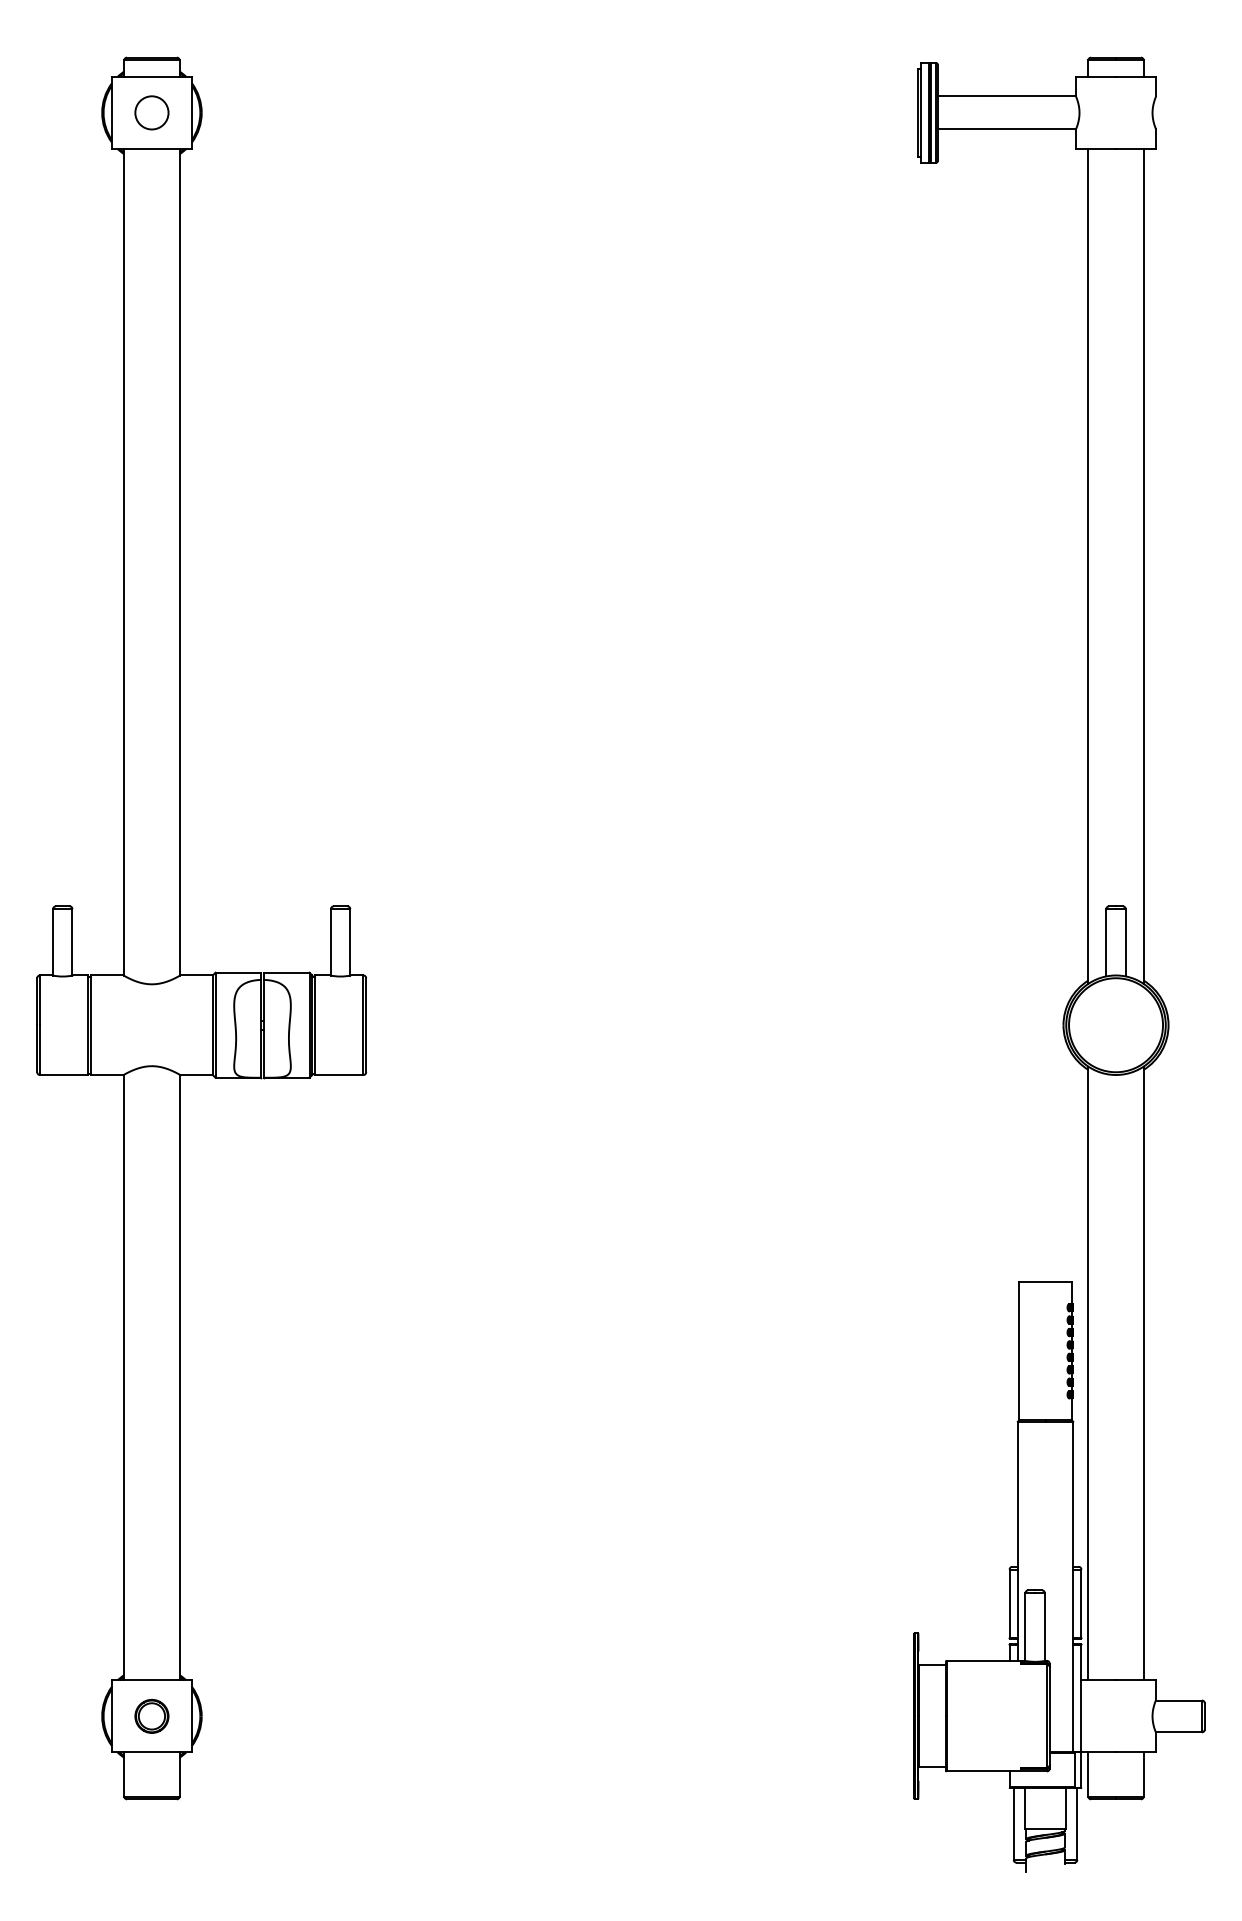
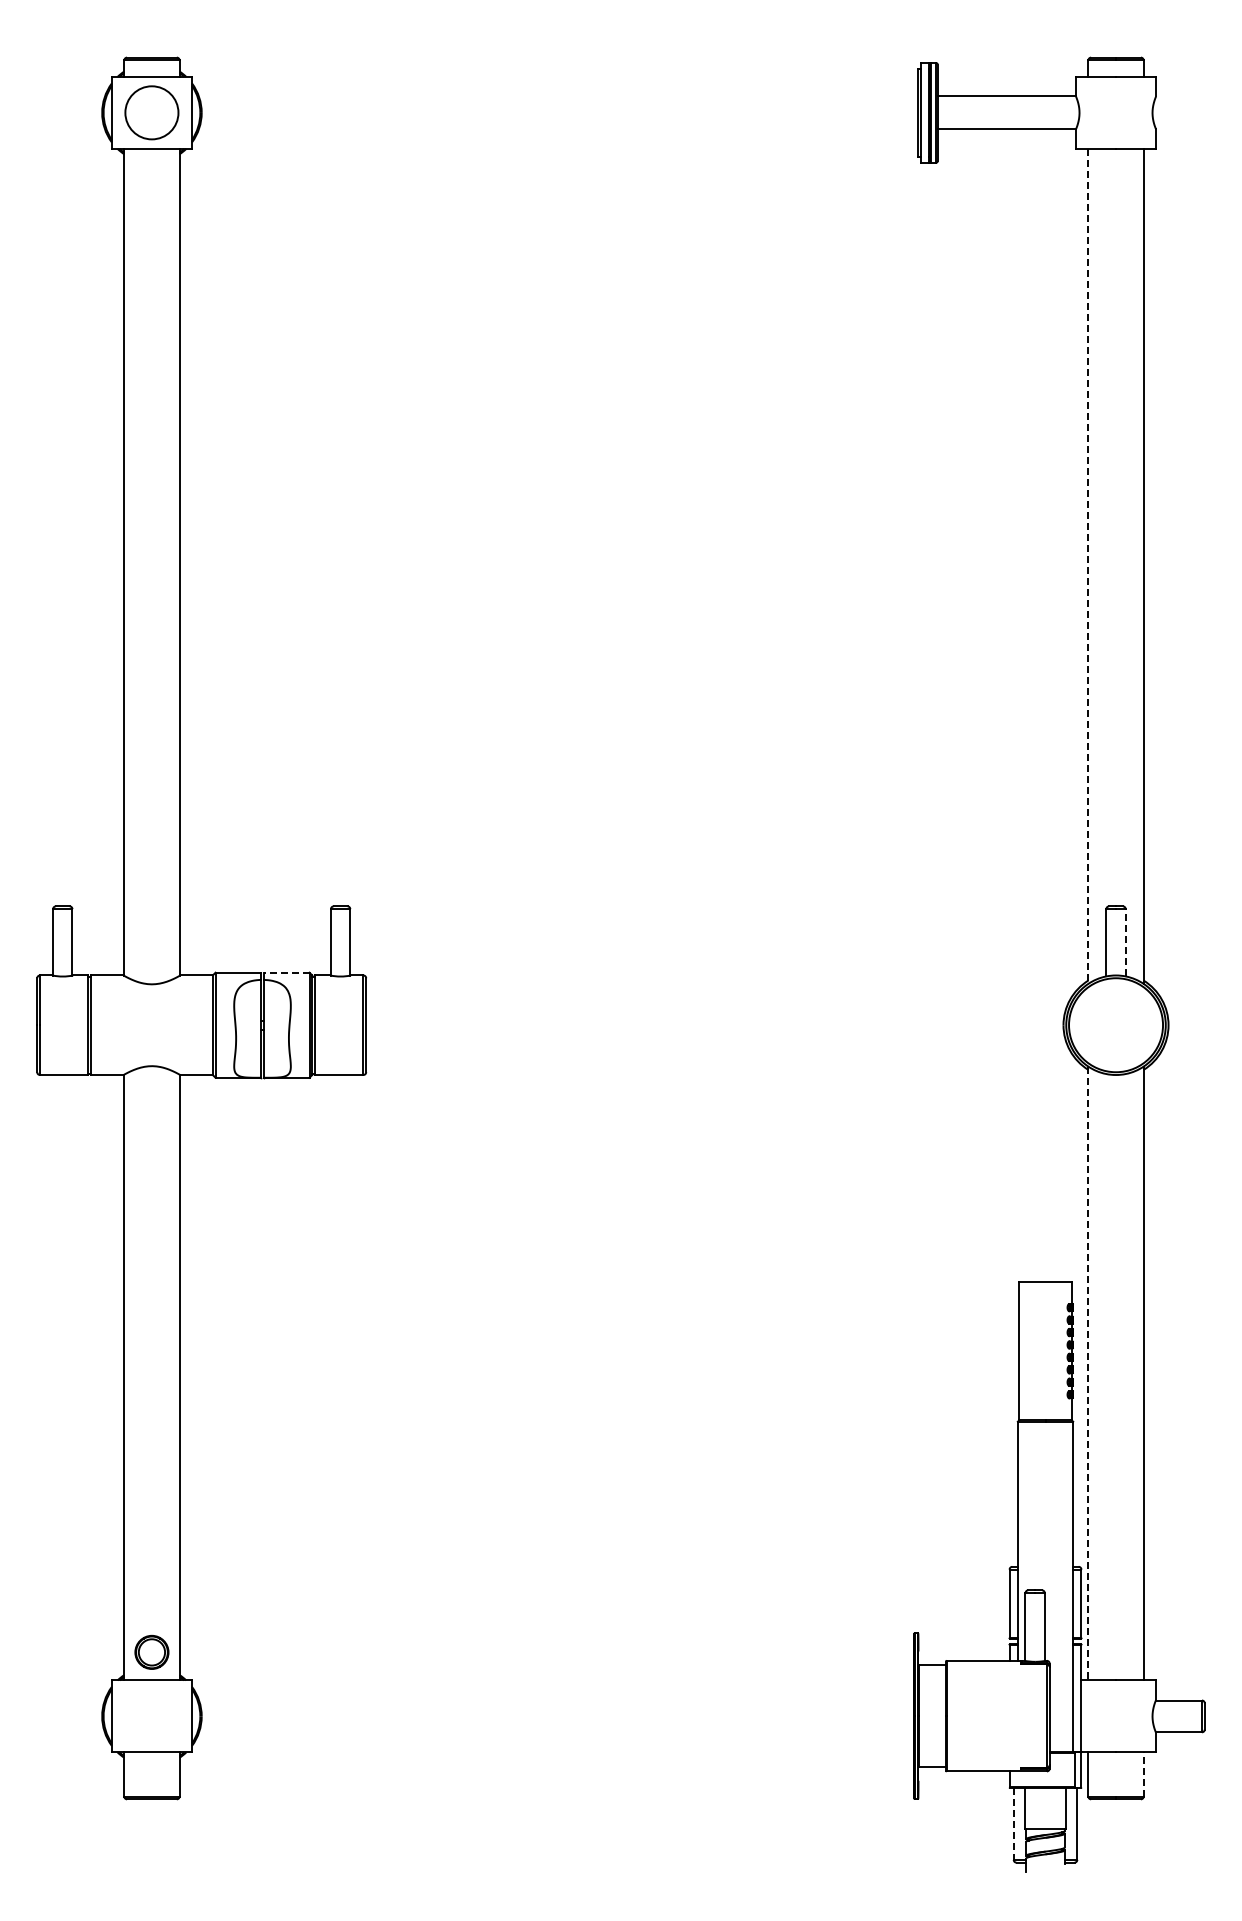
circle size: 36x36 px -> 56x56 px (151, 112)
line: solid -> dashed (1088, 566)
line: solid -> dashed (1125, 942)
line: solid -> dashed (286, 972)
line: solid -> dashed (1088, 1373)
part position: (151, 1715) -> (151, 1651) (151, 1651)
line: solid -> dashed (1143, 1773)
line: solid -> dashed (1013, 1823)
